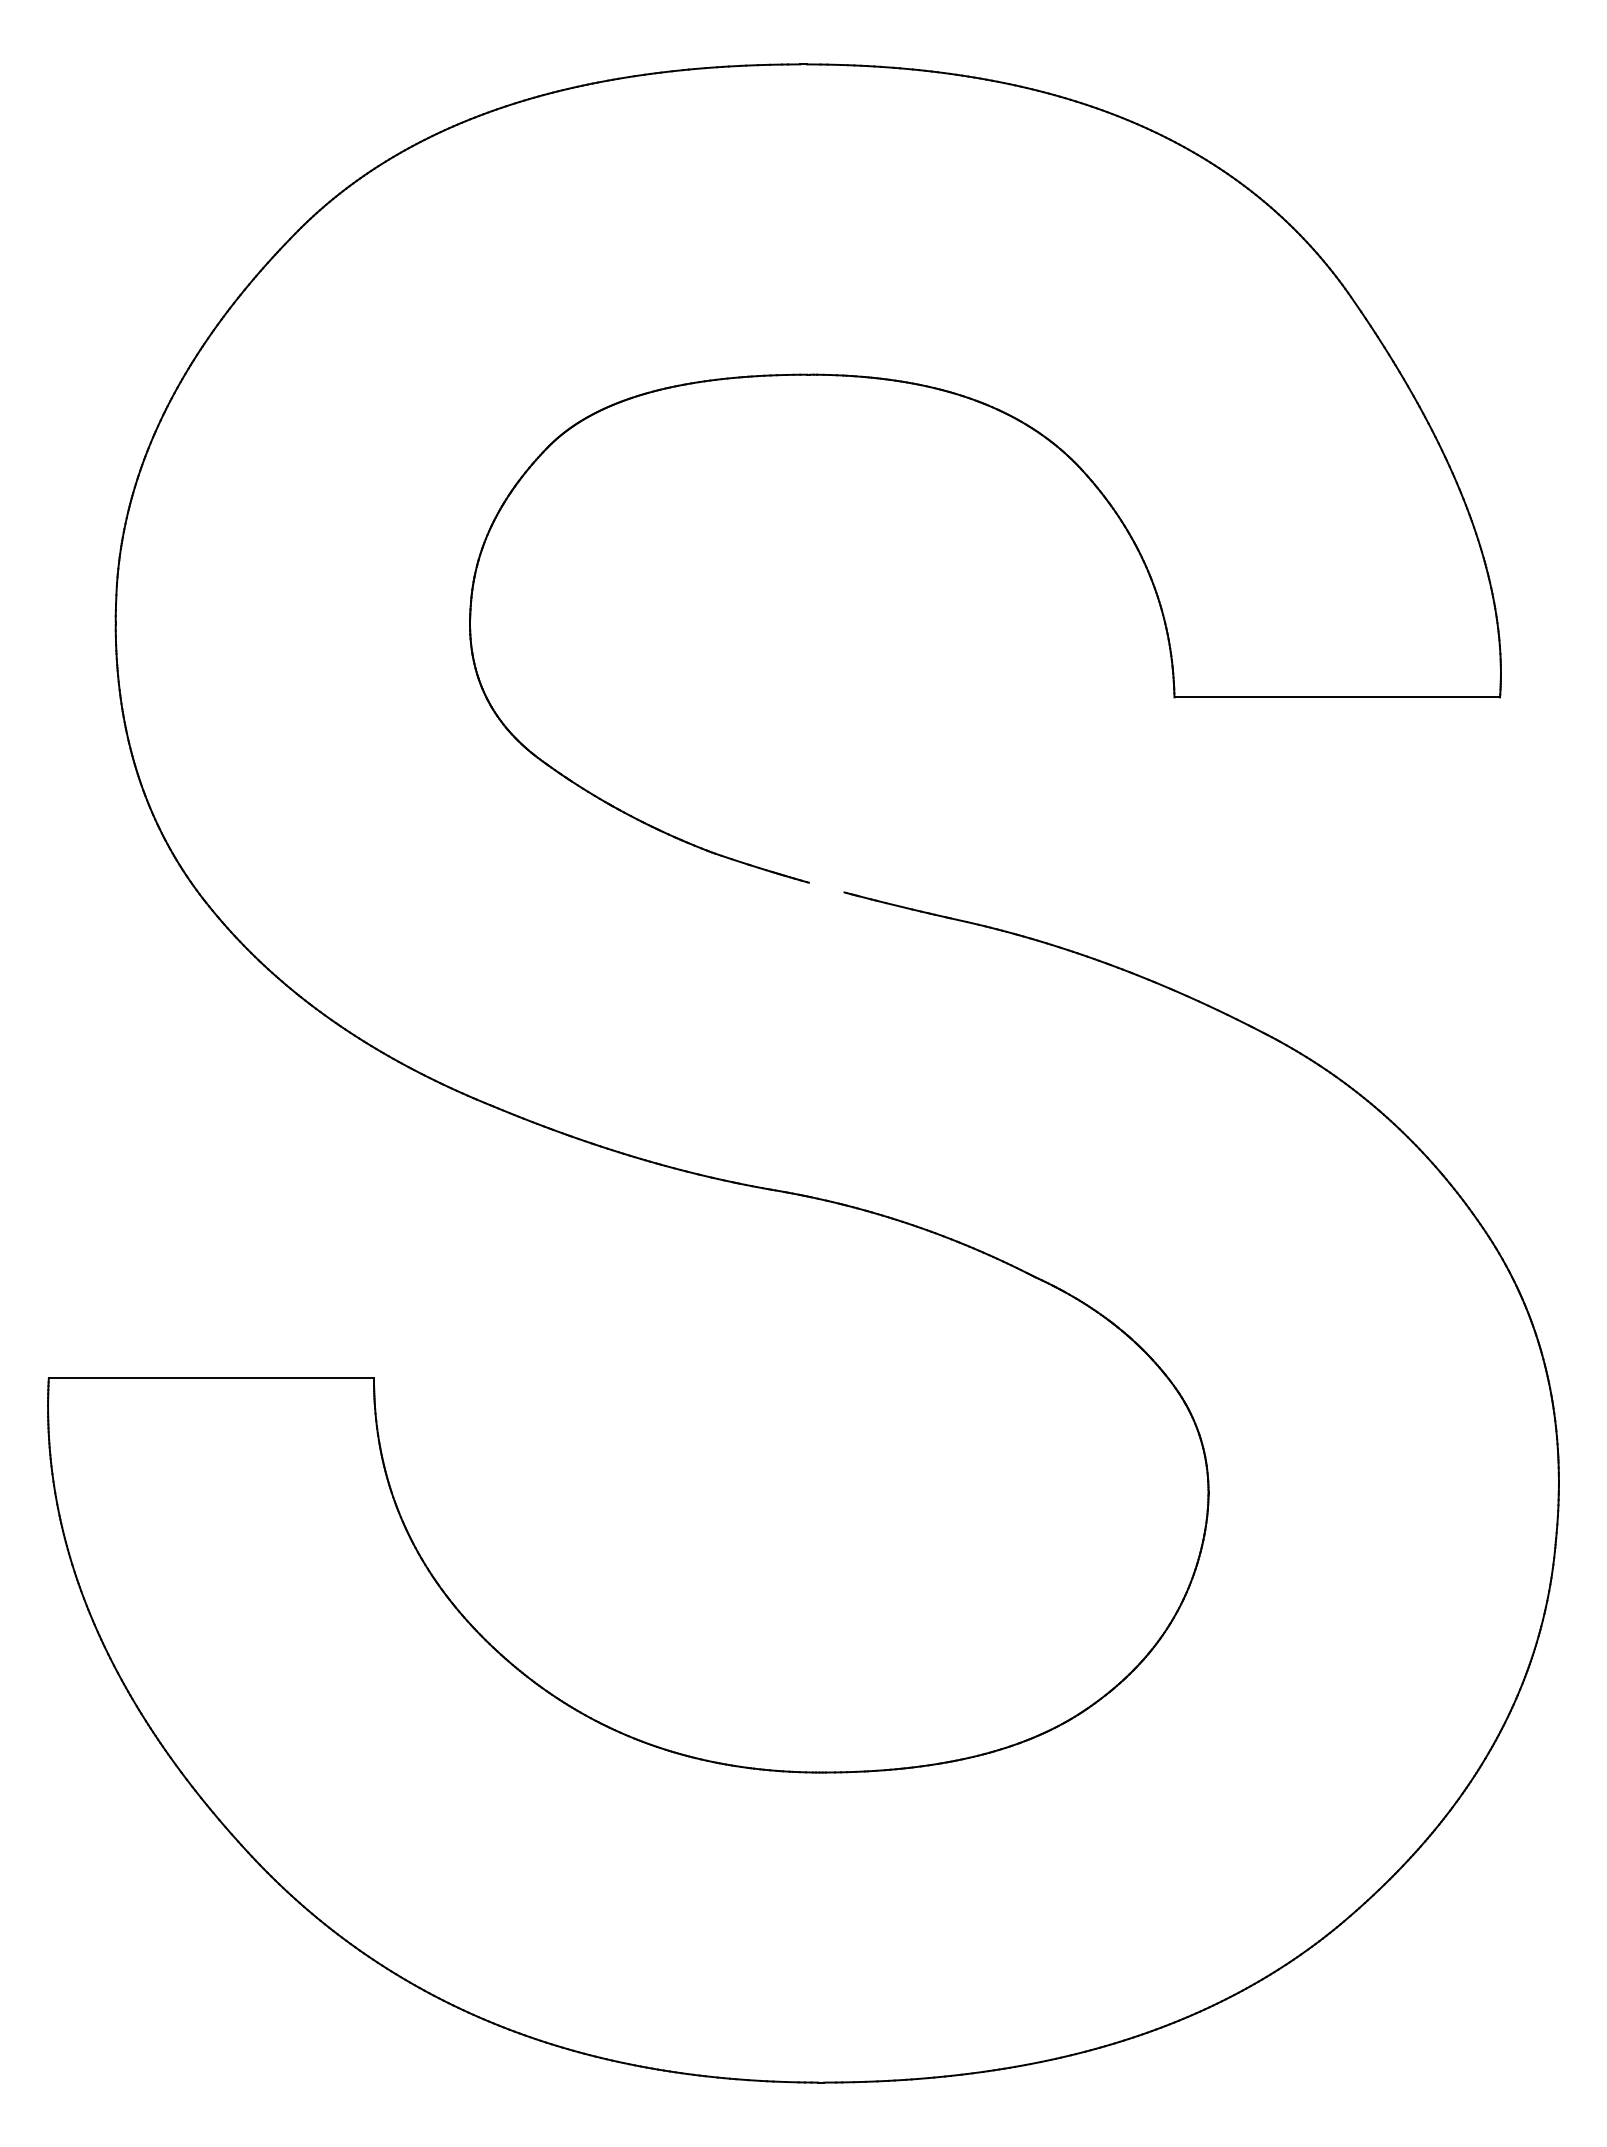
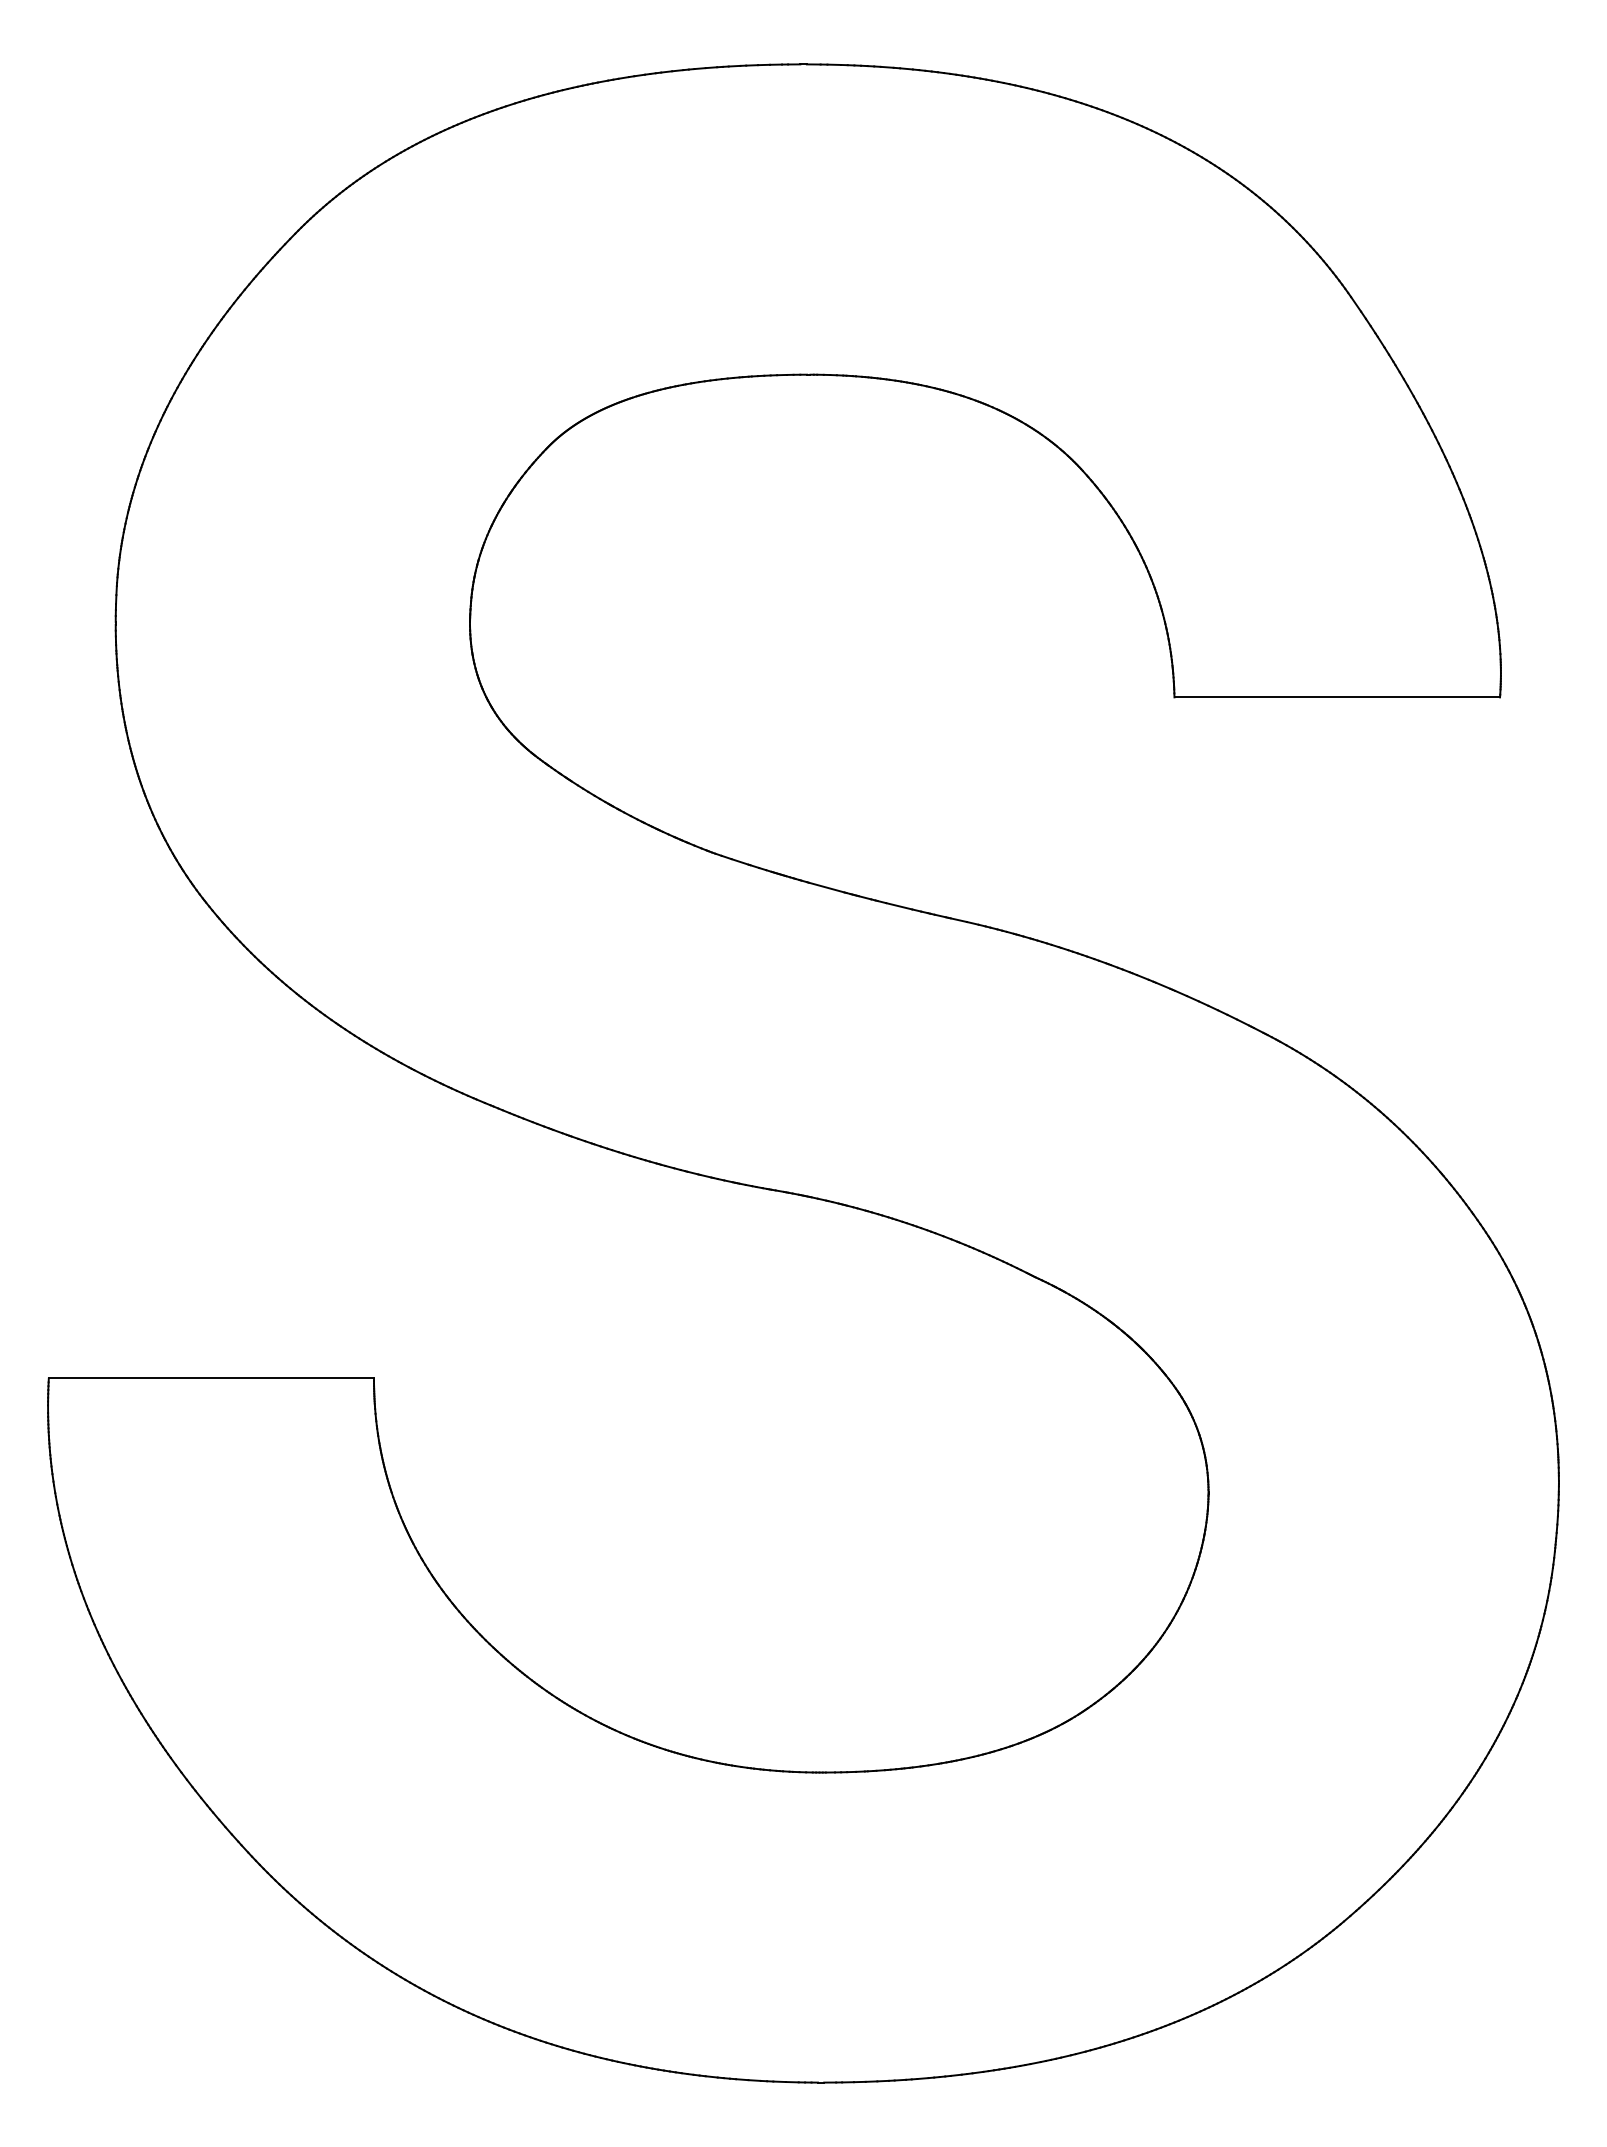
line: none -> present (826, 887)
